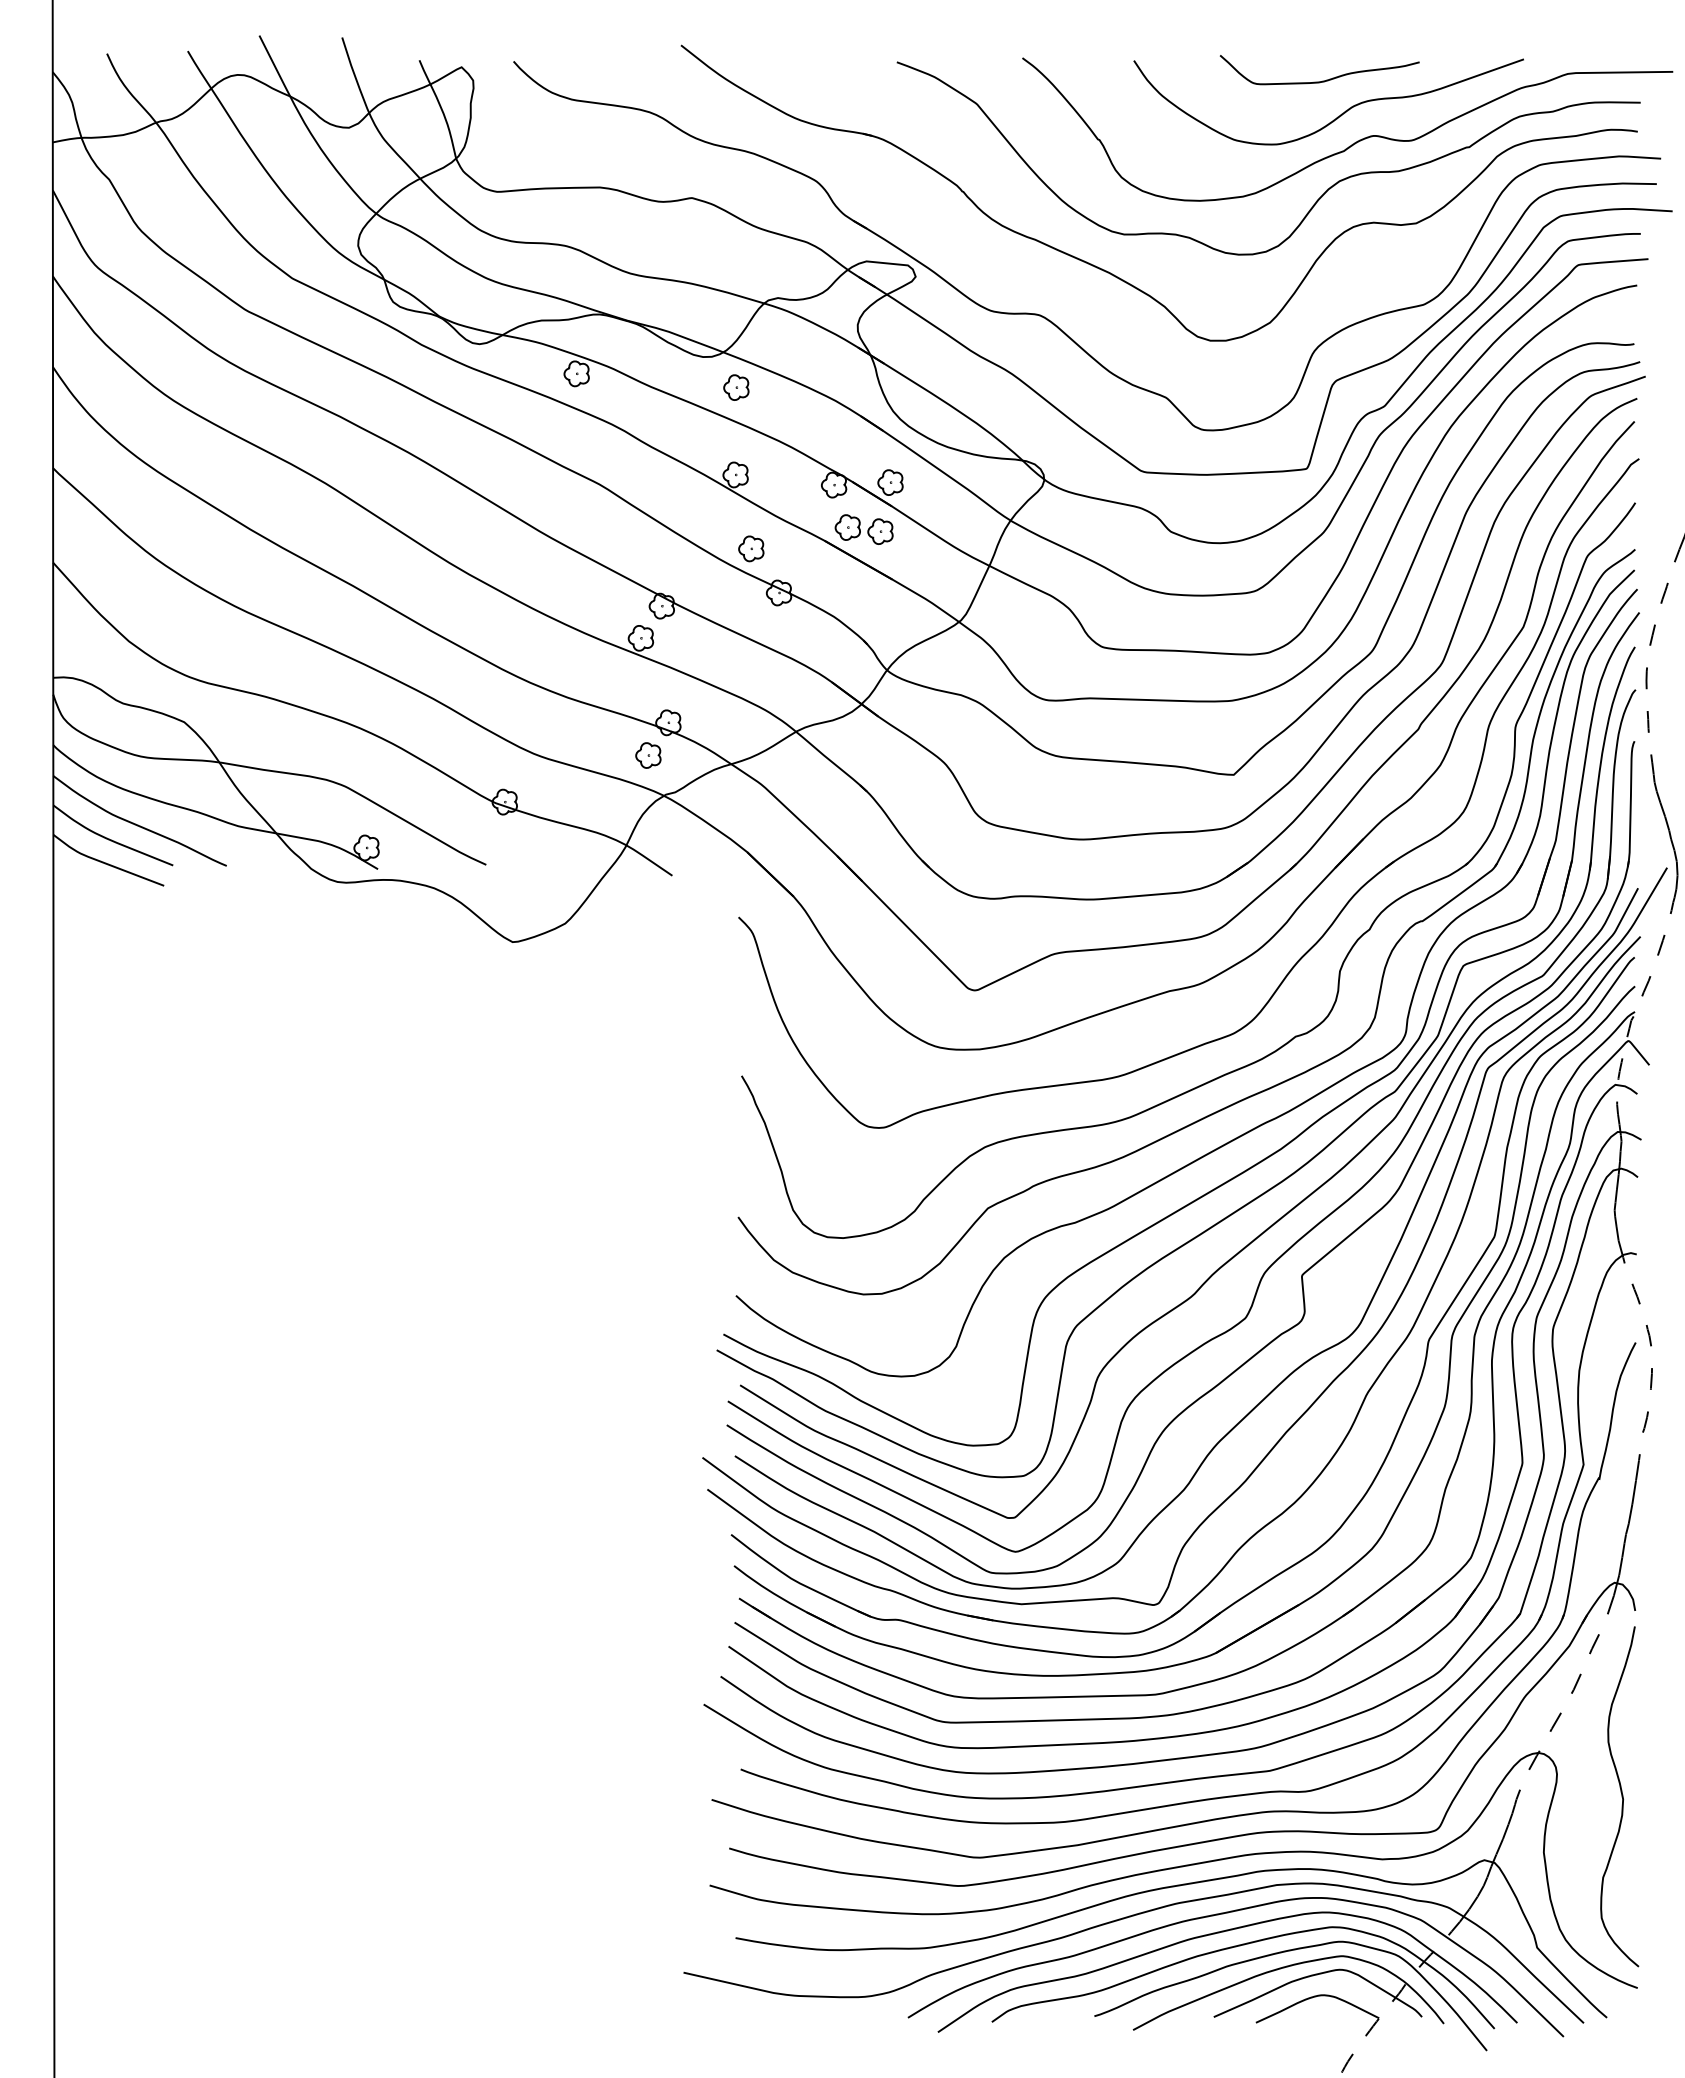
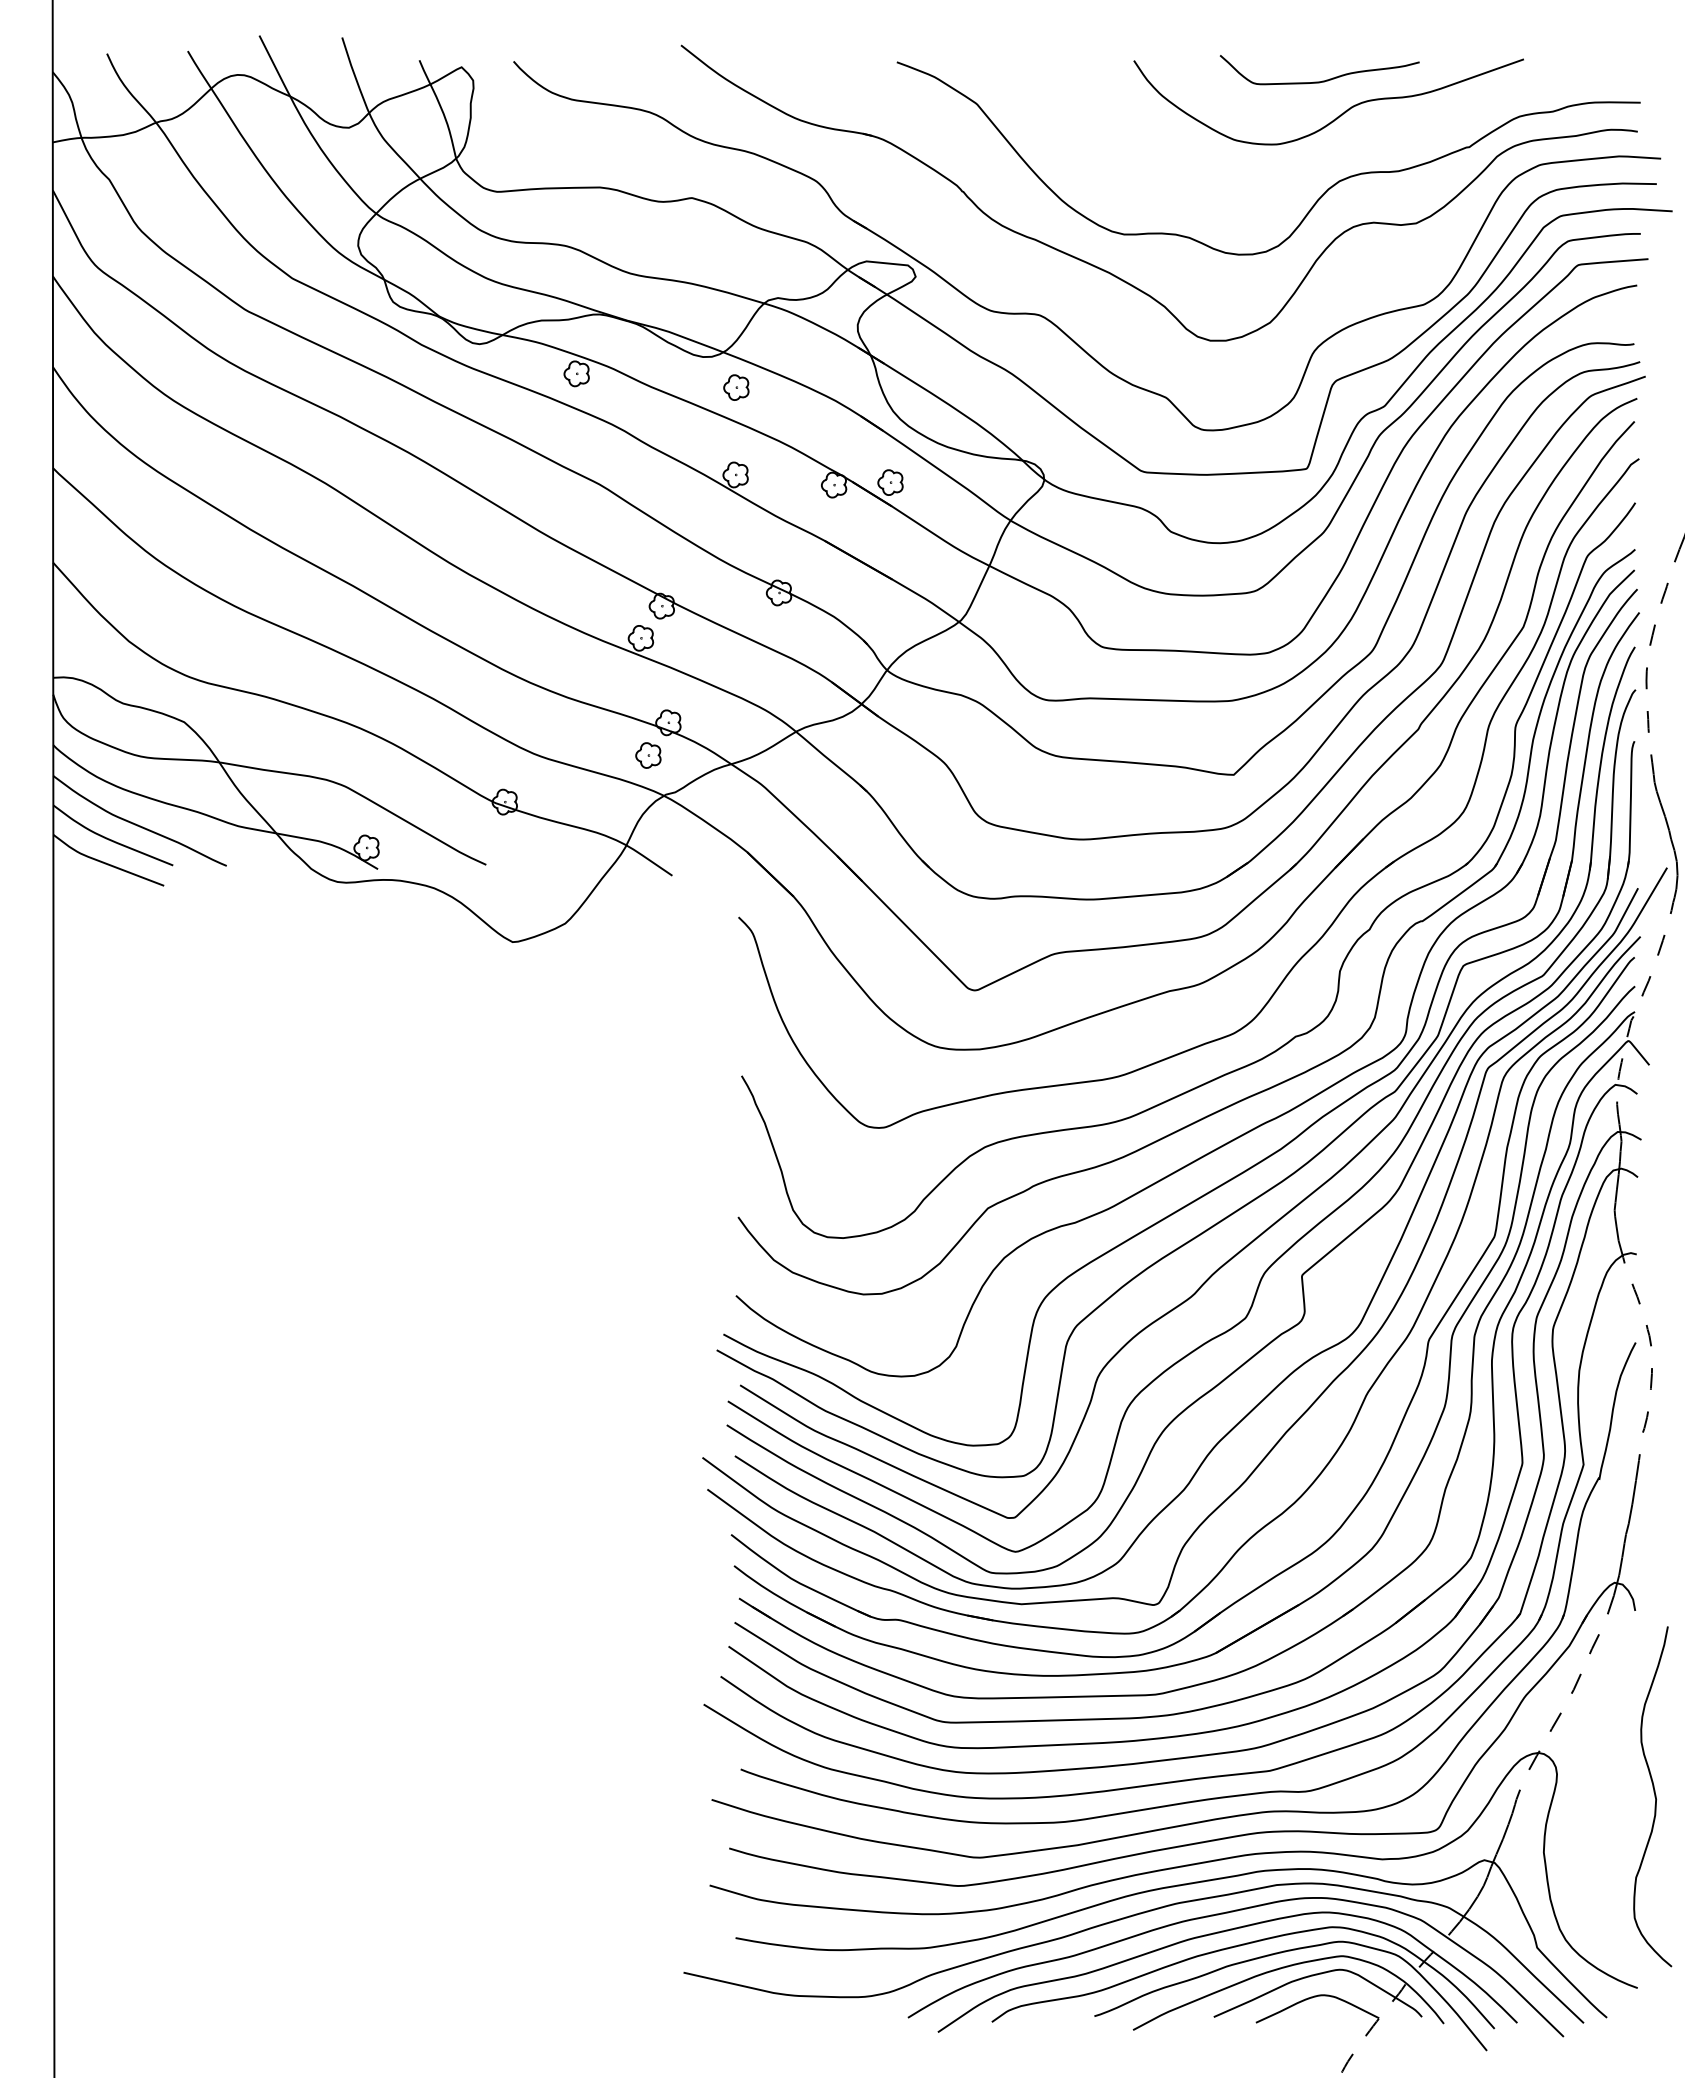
curve: present -> none (1354, 142)
part: present -> none (863, 529)
part: present -> none (751, 548)
curve position: (1621, 1796) -> (1654, 1796) (1654, 1796)
